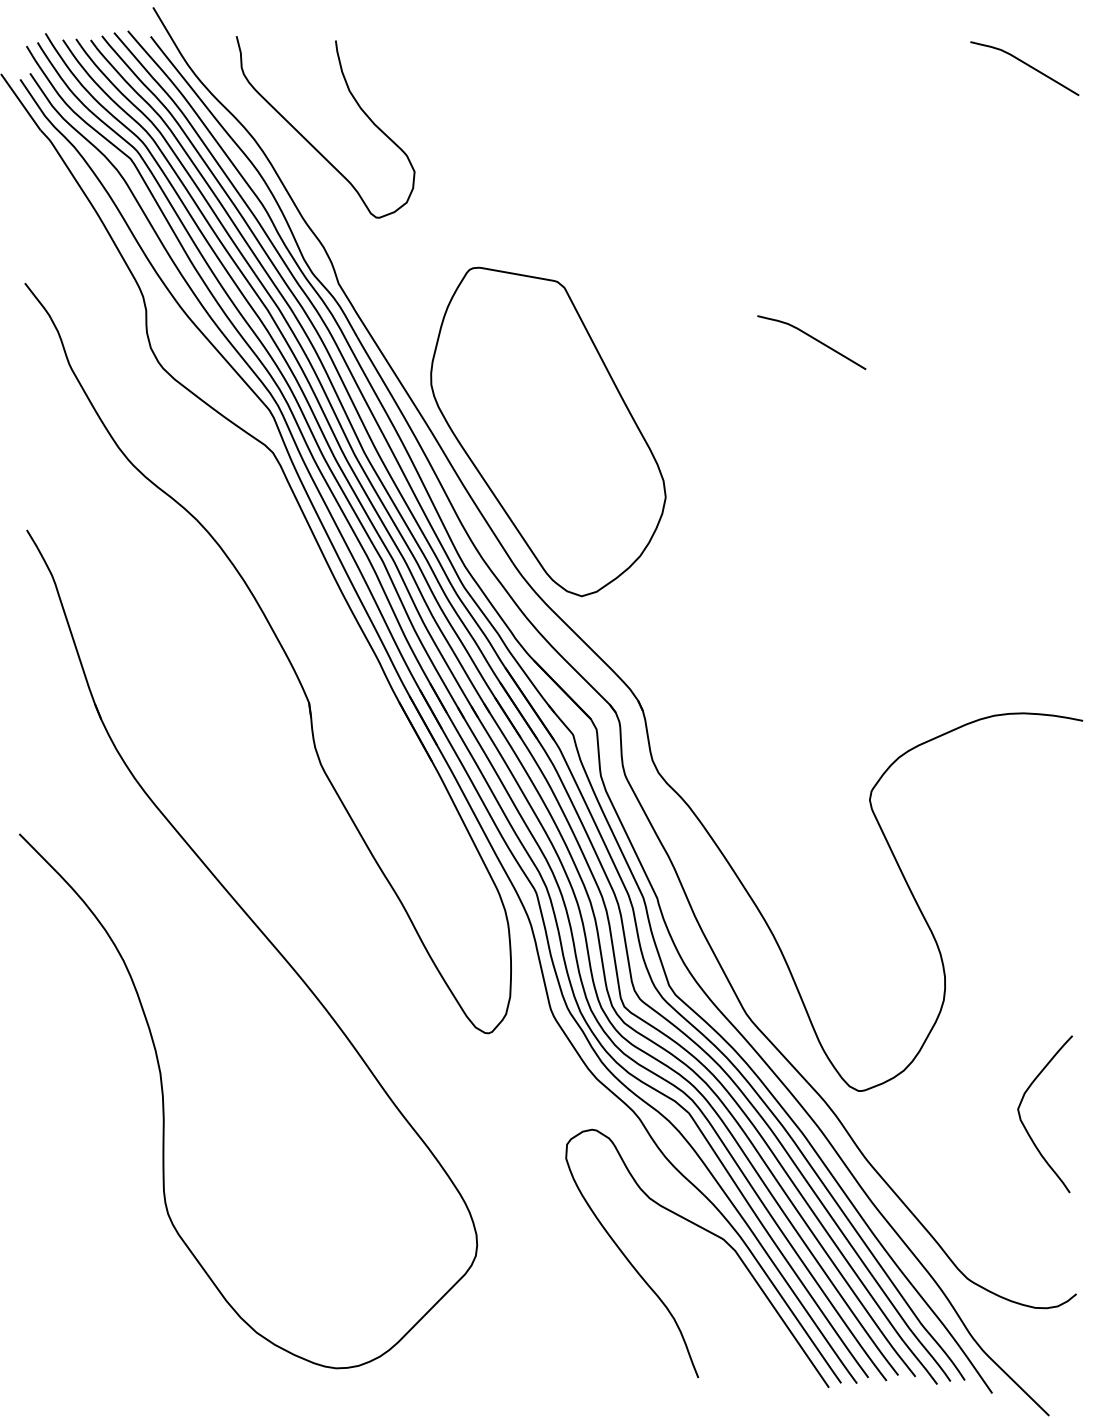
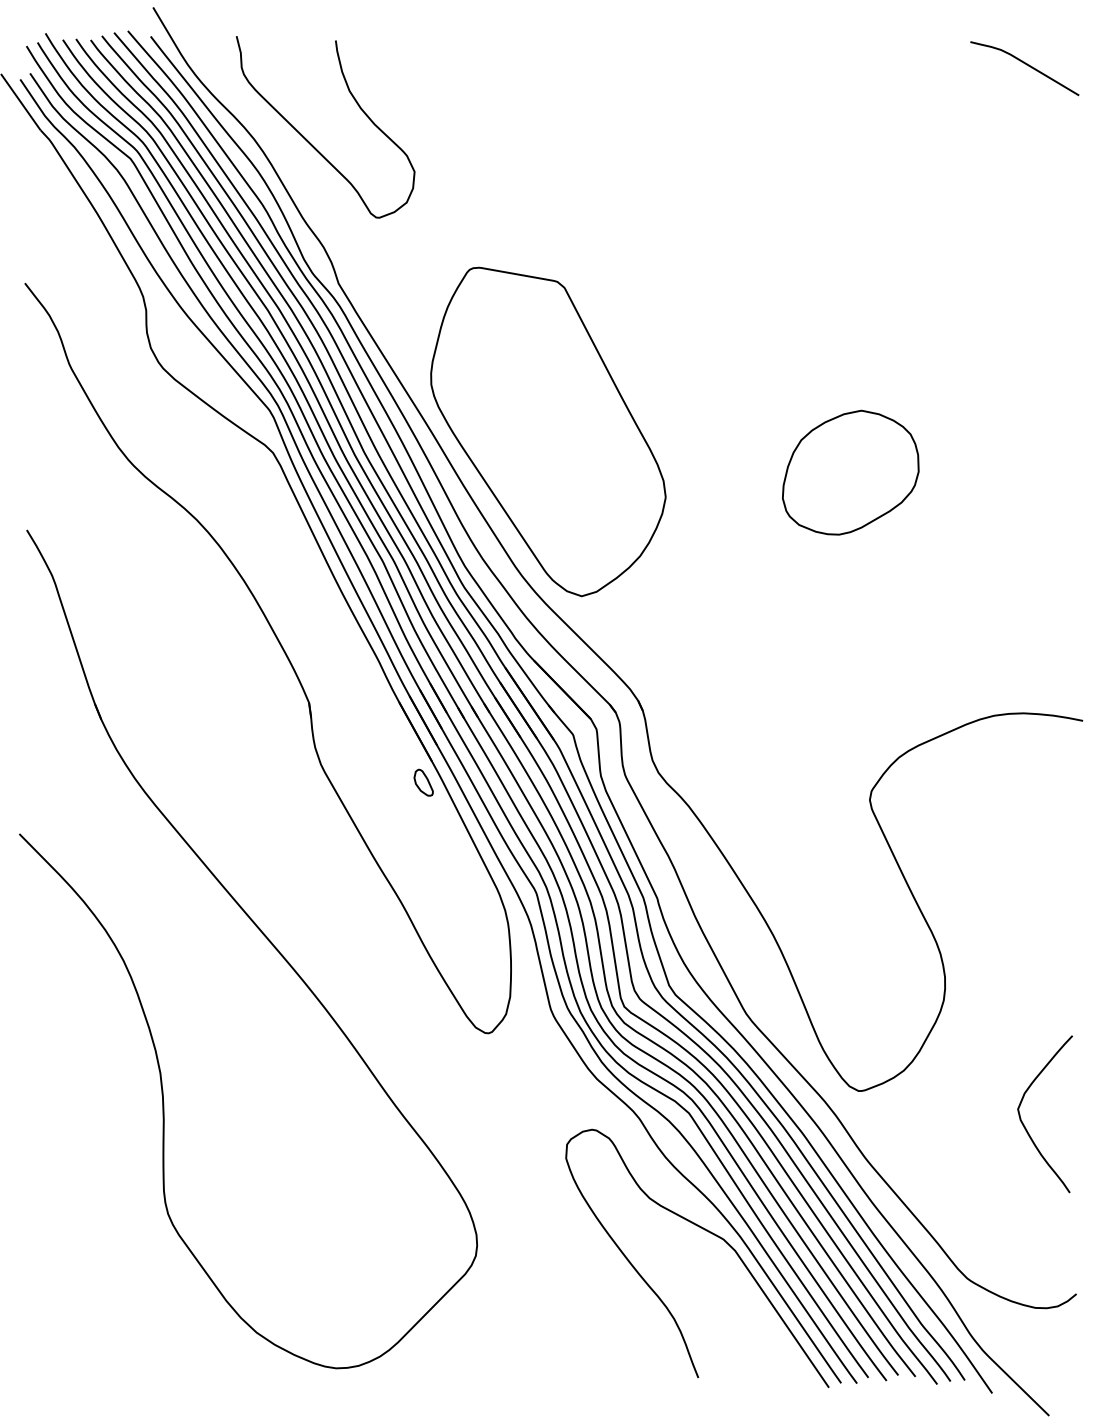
curve: present -> none (813, 339)
part: none -> present (850, 472)
part: none -> present (423, 782)
